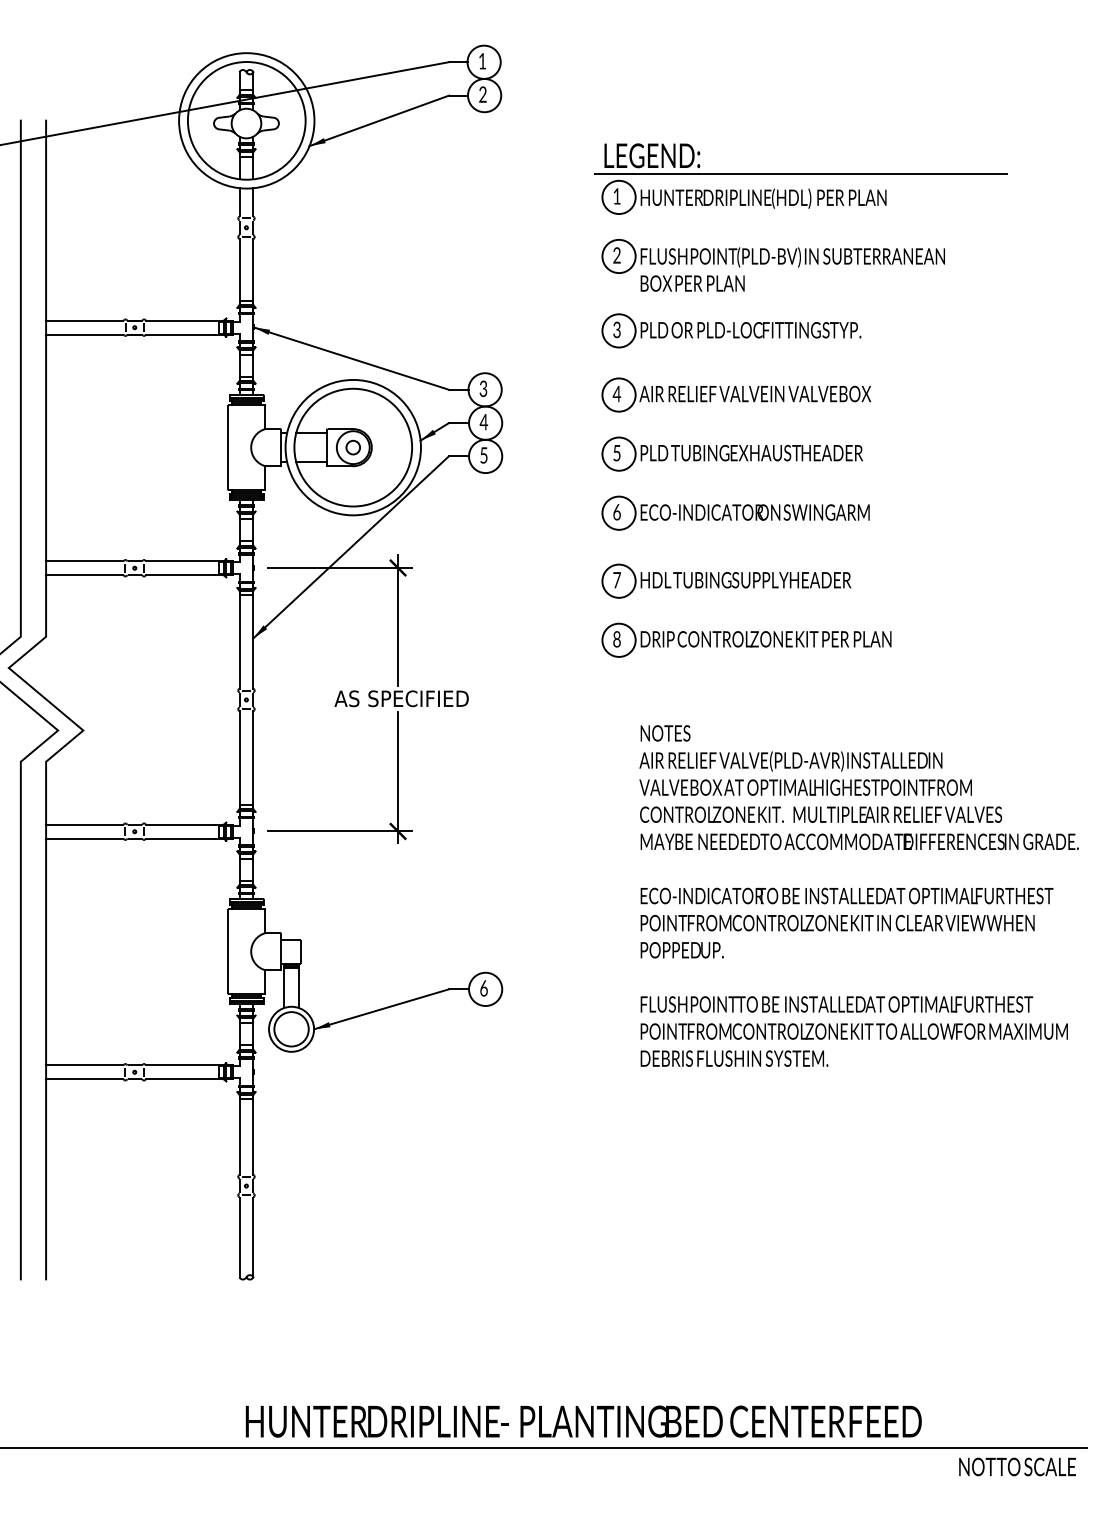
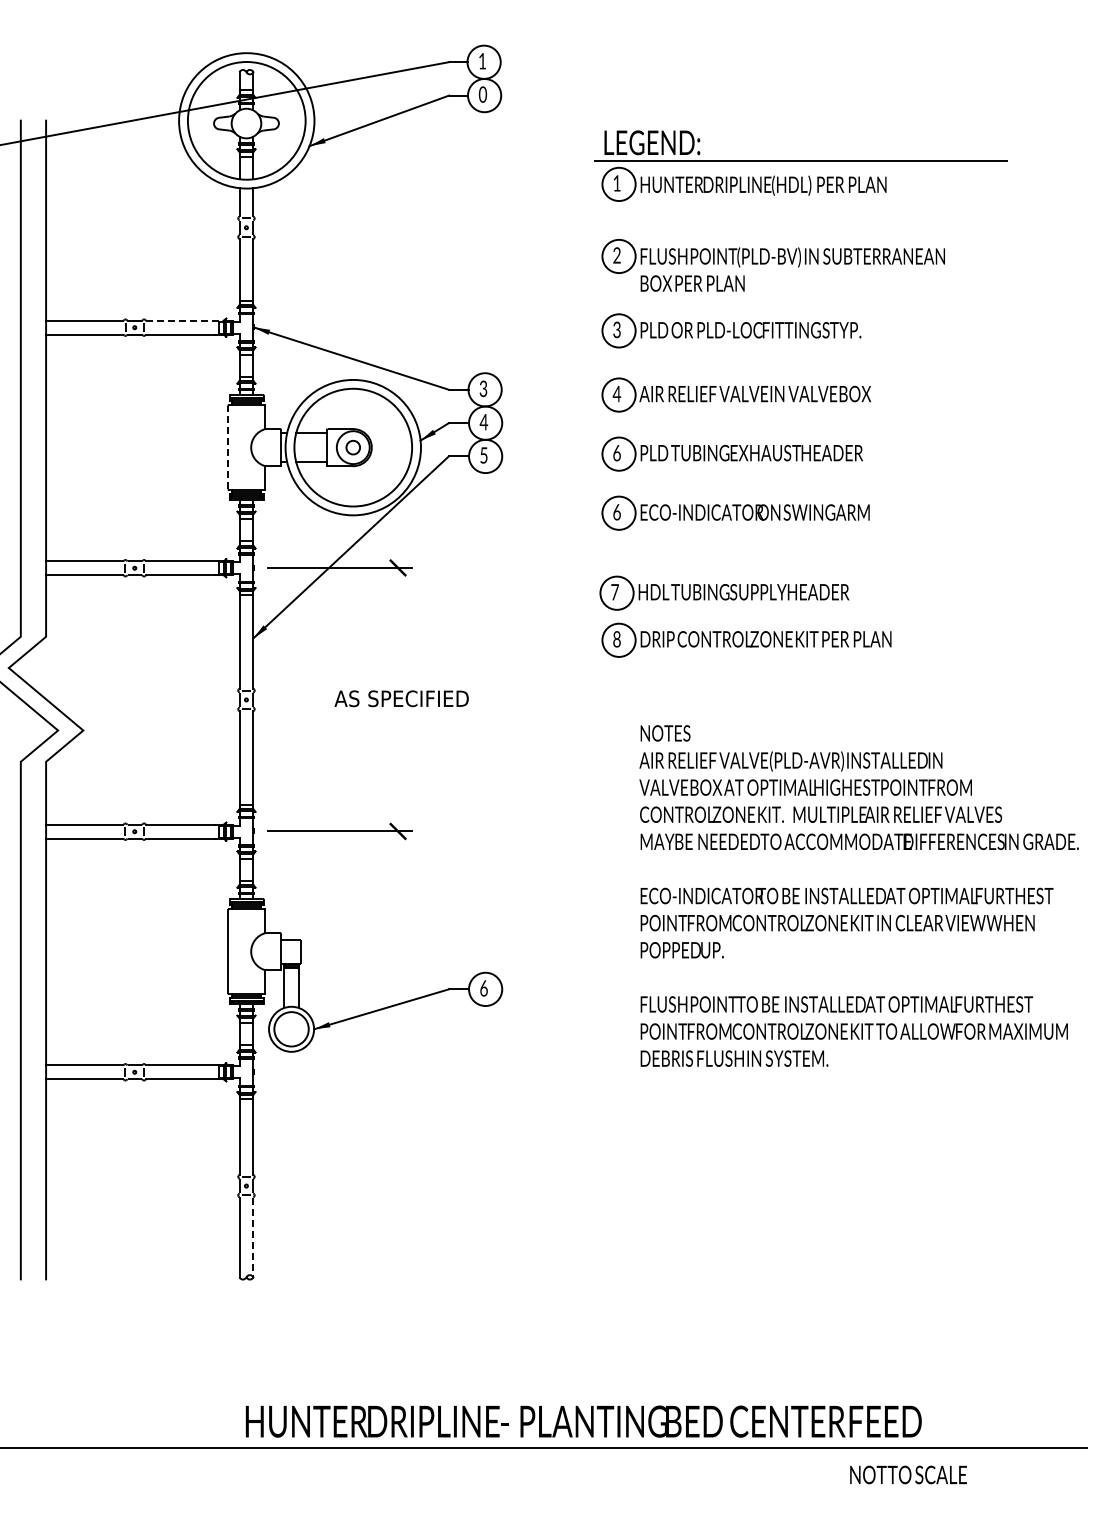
text: 2 -> 0 (482, 94)
part position: (800, 178) -> (800, 165) (800, 165)
line: solid -> dashed (184, 320)
line: solid -> dashed (228, 447)
text: 5 -> 6 (616, 453)
part position: (726, 580) -> (724, 592) (724, 592)
line: present -> none (398, 619)
line: present -> none (398, 777)
line: solid -> dashed (253, 1237)
text position: (1017, 1466) -> (908, 1474) (908, 1474)
